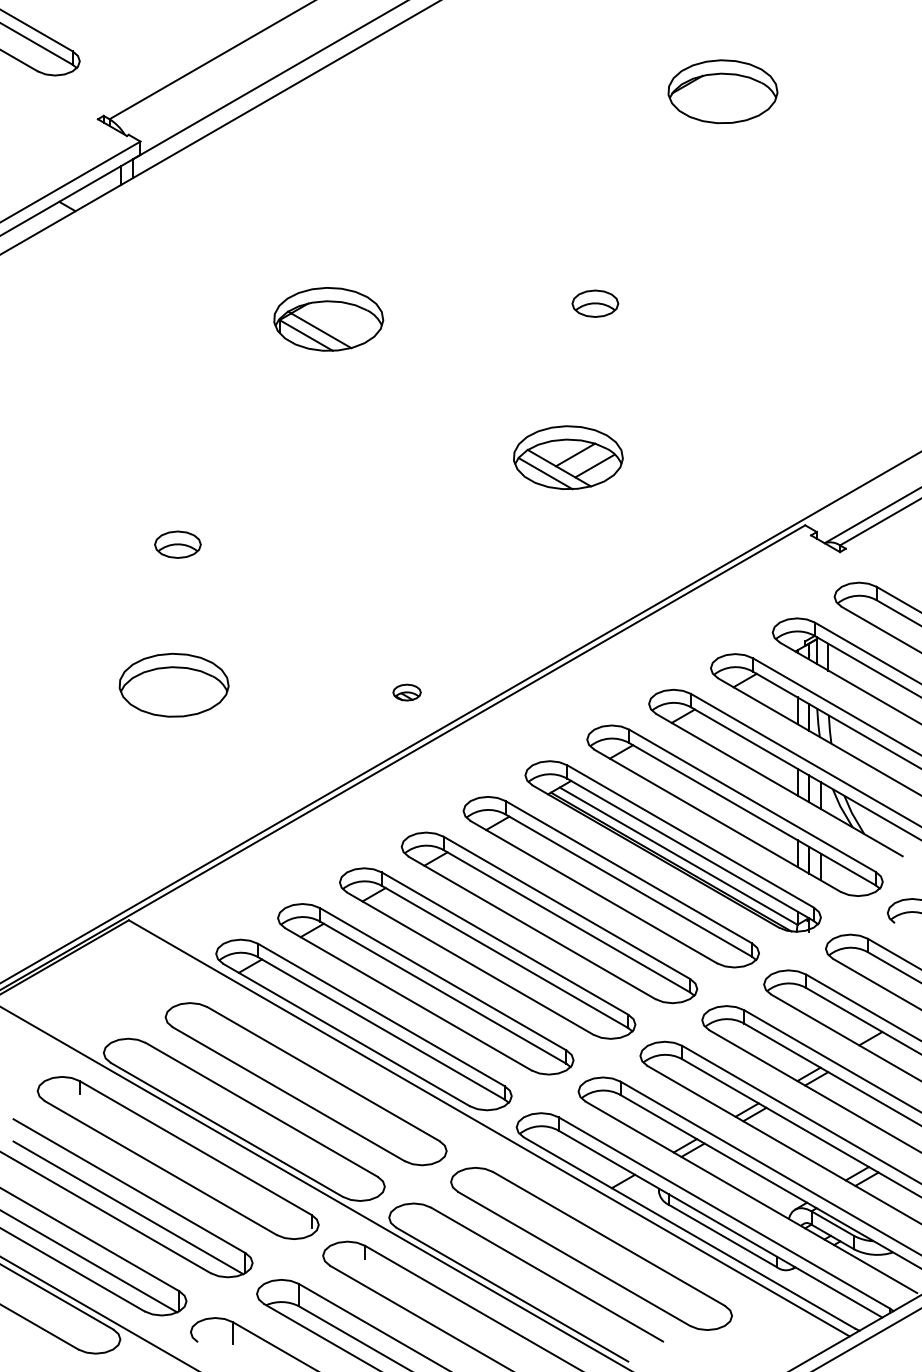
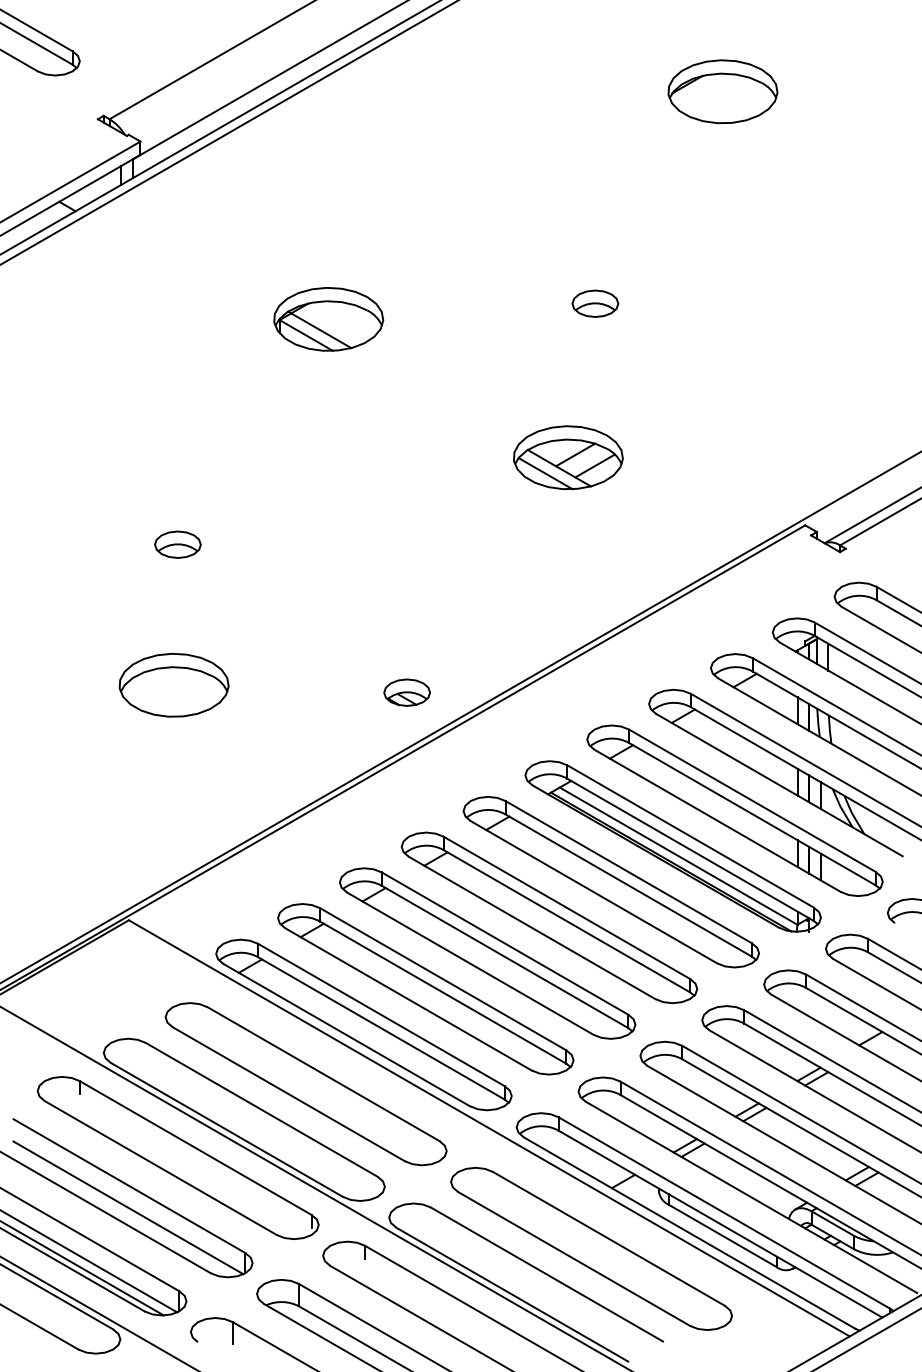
line: none -> present (228, 132)
part size: 30x19 px -> 48x29 px (406, 692)
line: none -> present (82, 1268)
